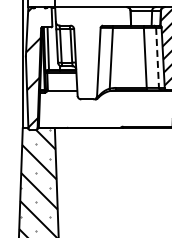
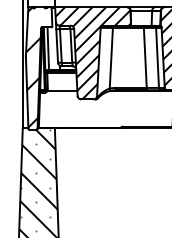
hatch: none -> present (93, 53)
line: dashed -> solid (157, 57)
